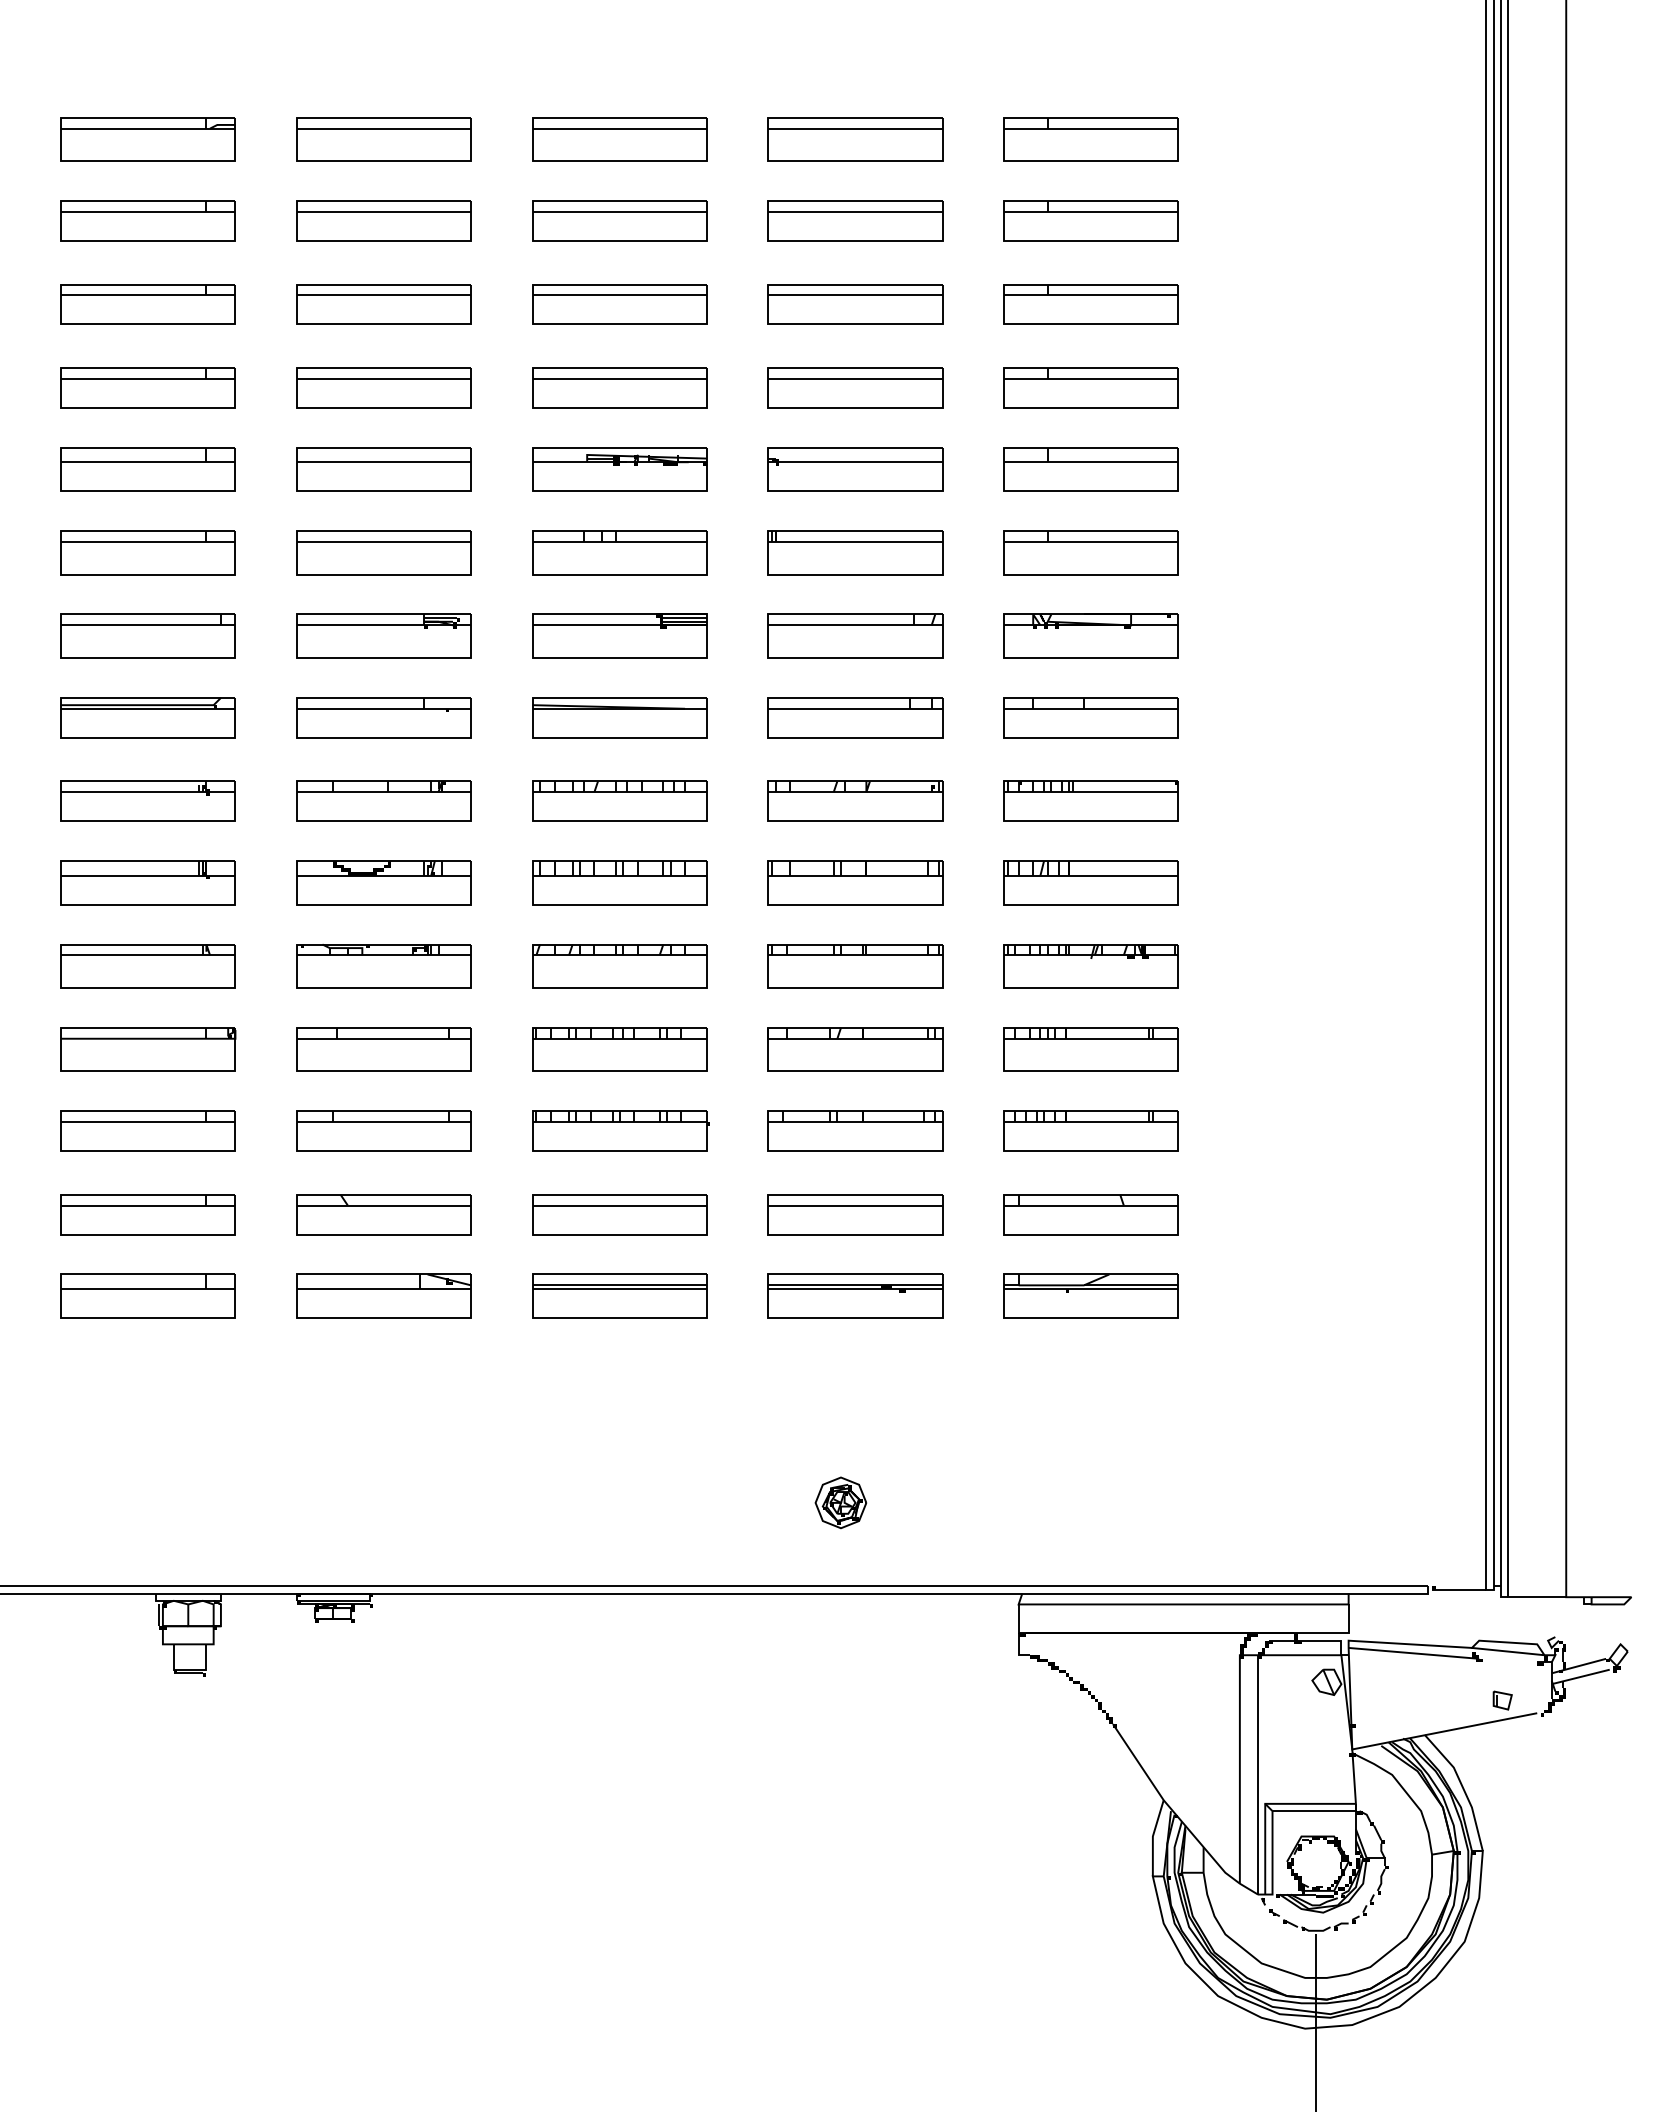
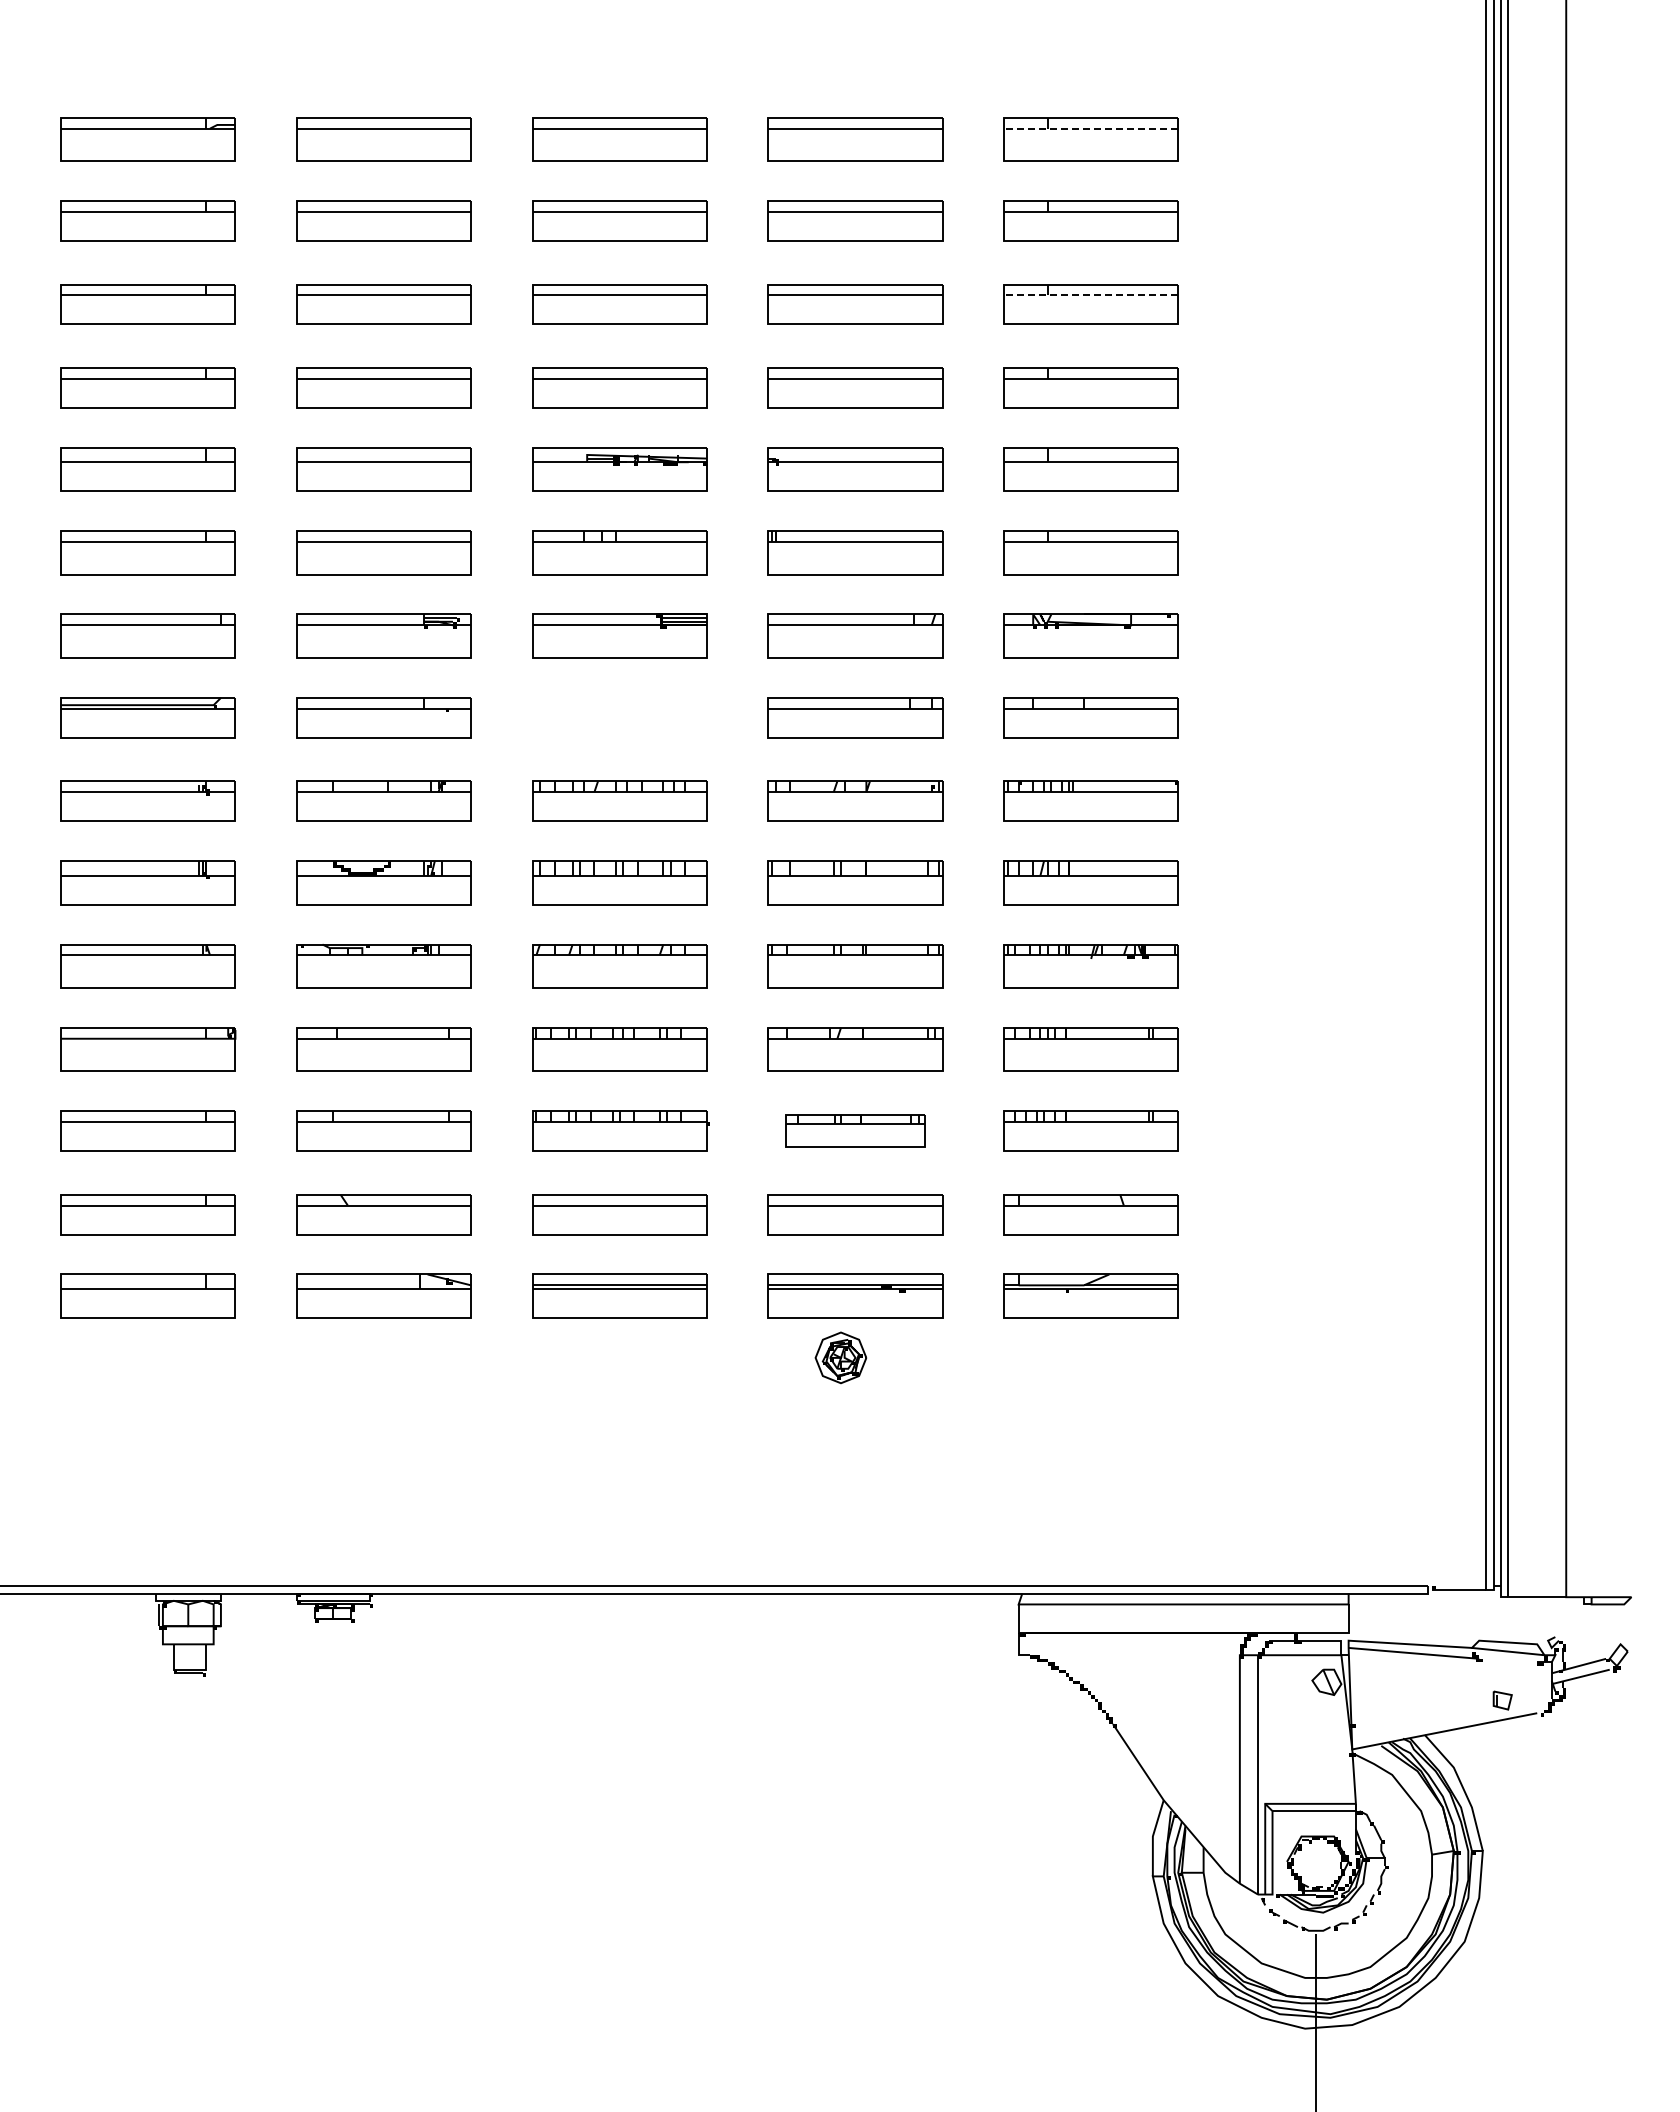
line: solid -> dashed (1090, 128)
line: solid -> dashed (1090, 295)
part: present -> none (619, 717)
part size: 177x42 px -> 141x34 px (855, 1130)
part position: (840, 1502) -> (840, 1357) (840, 1357)
